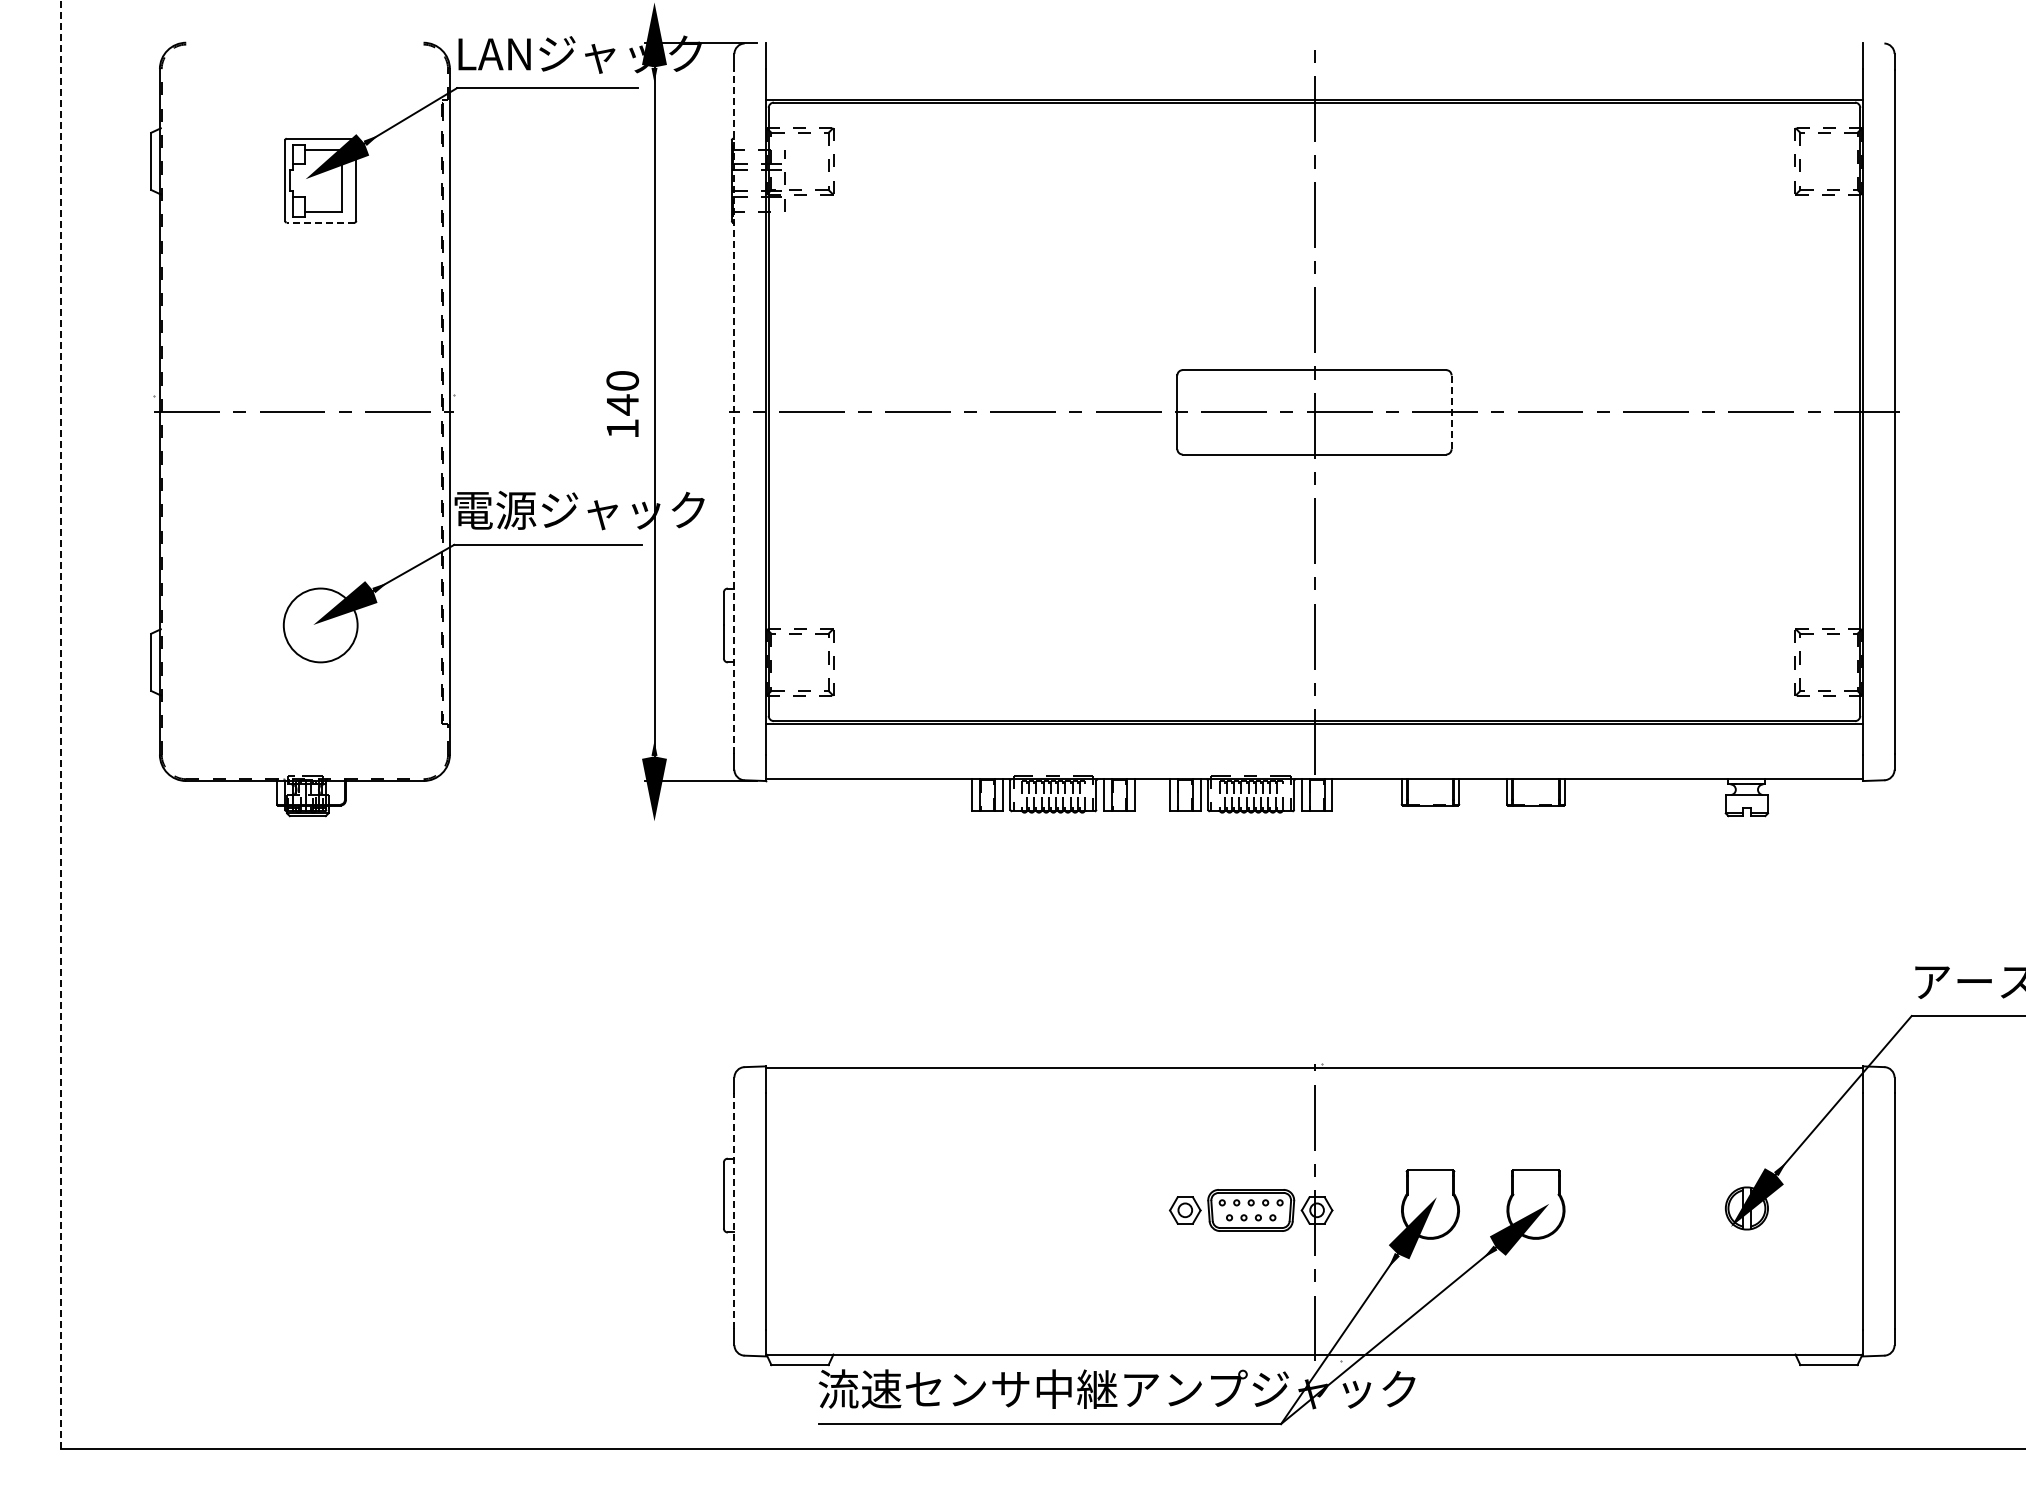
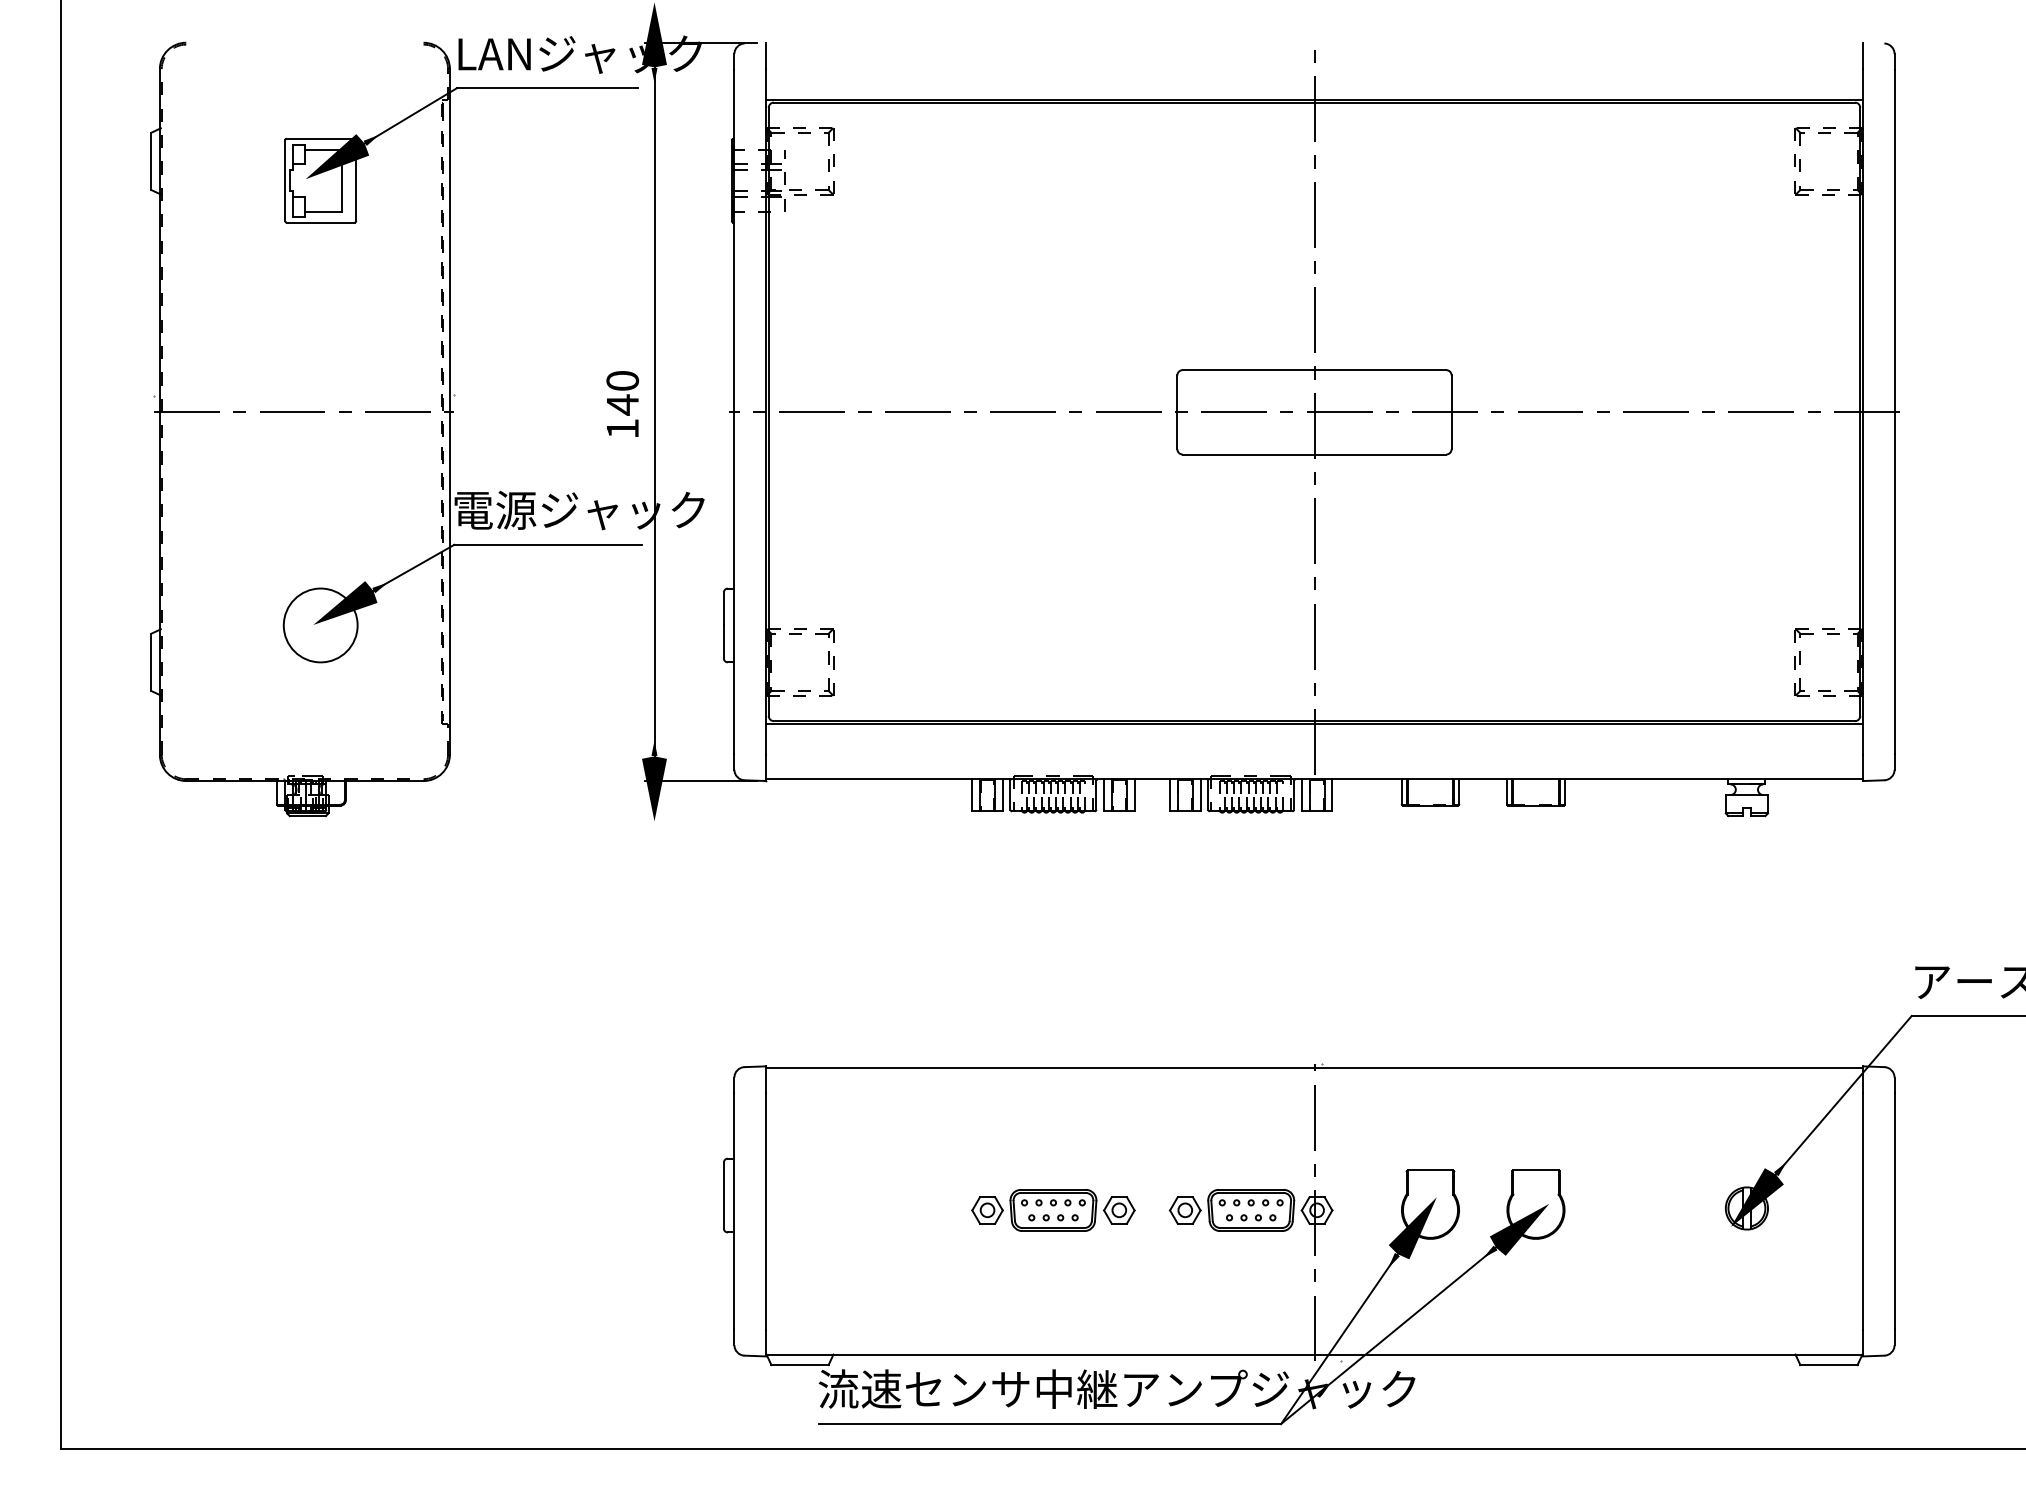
line: dashed -> solid (320, 222)
line: dashed -> solid (734, 411)
line: dashed -> solid (1451, 412)
line: dashed -> solid (60, 724)
part: none -> present (1053, 1210)
line: dashed -> solid (734, 1211)
